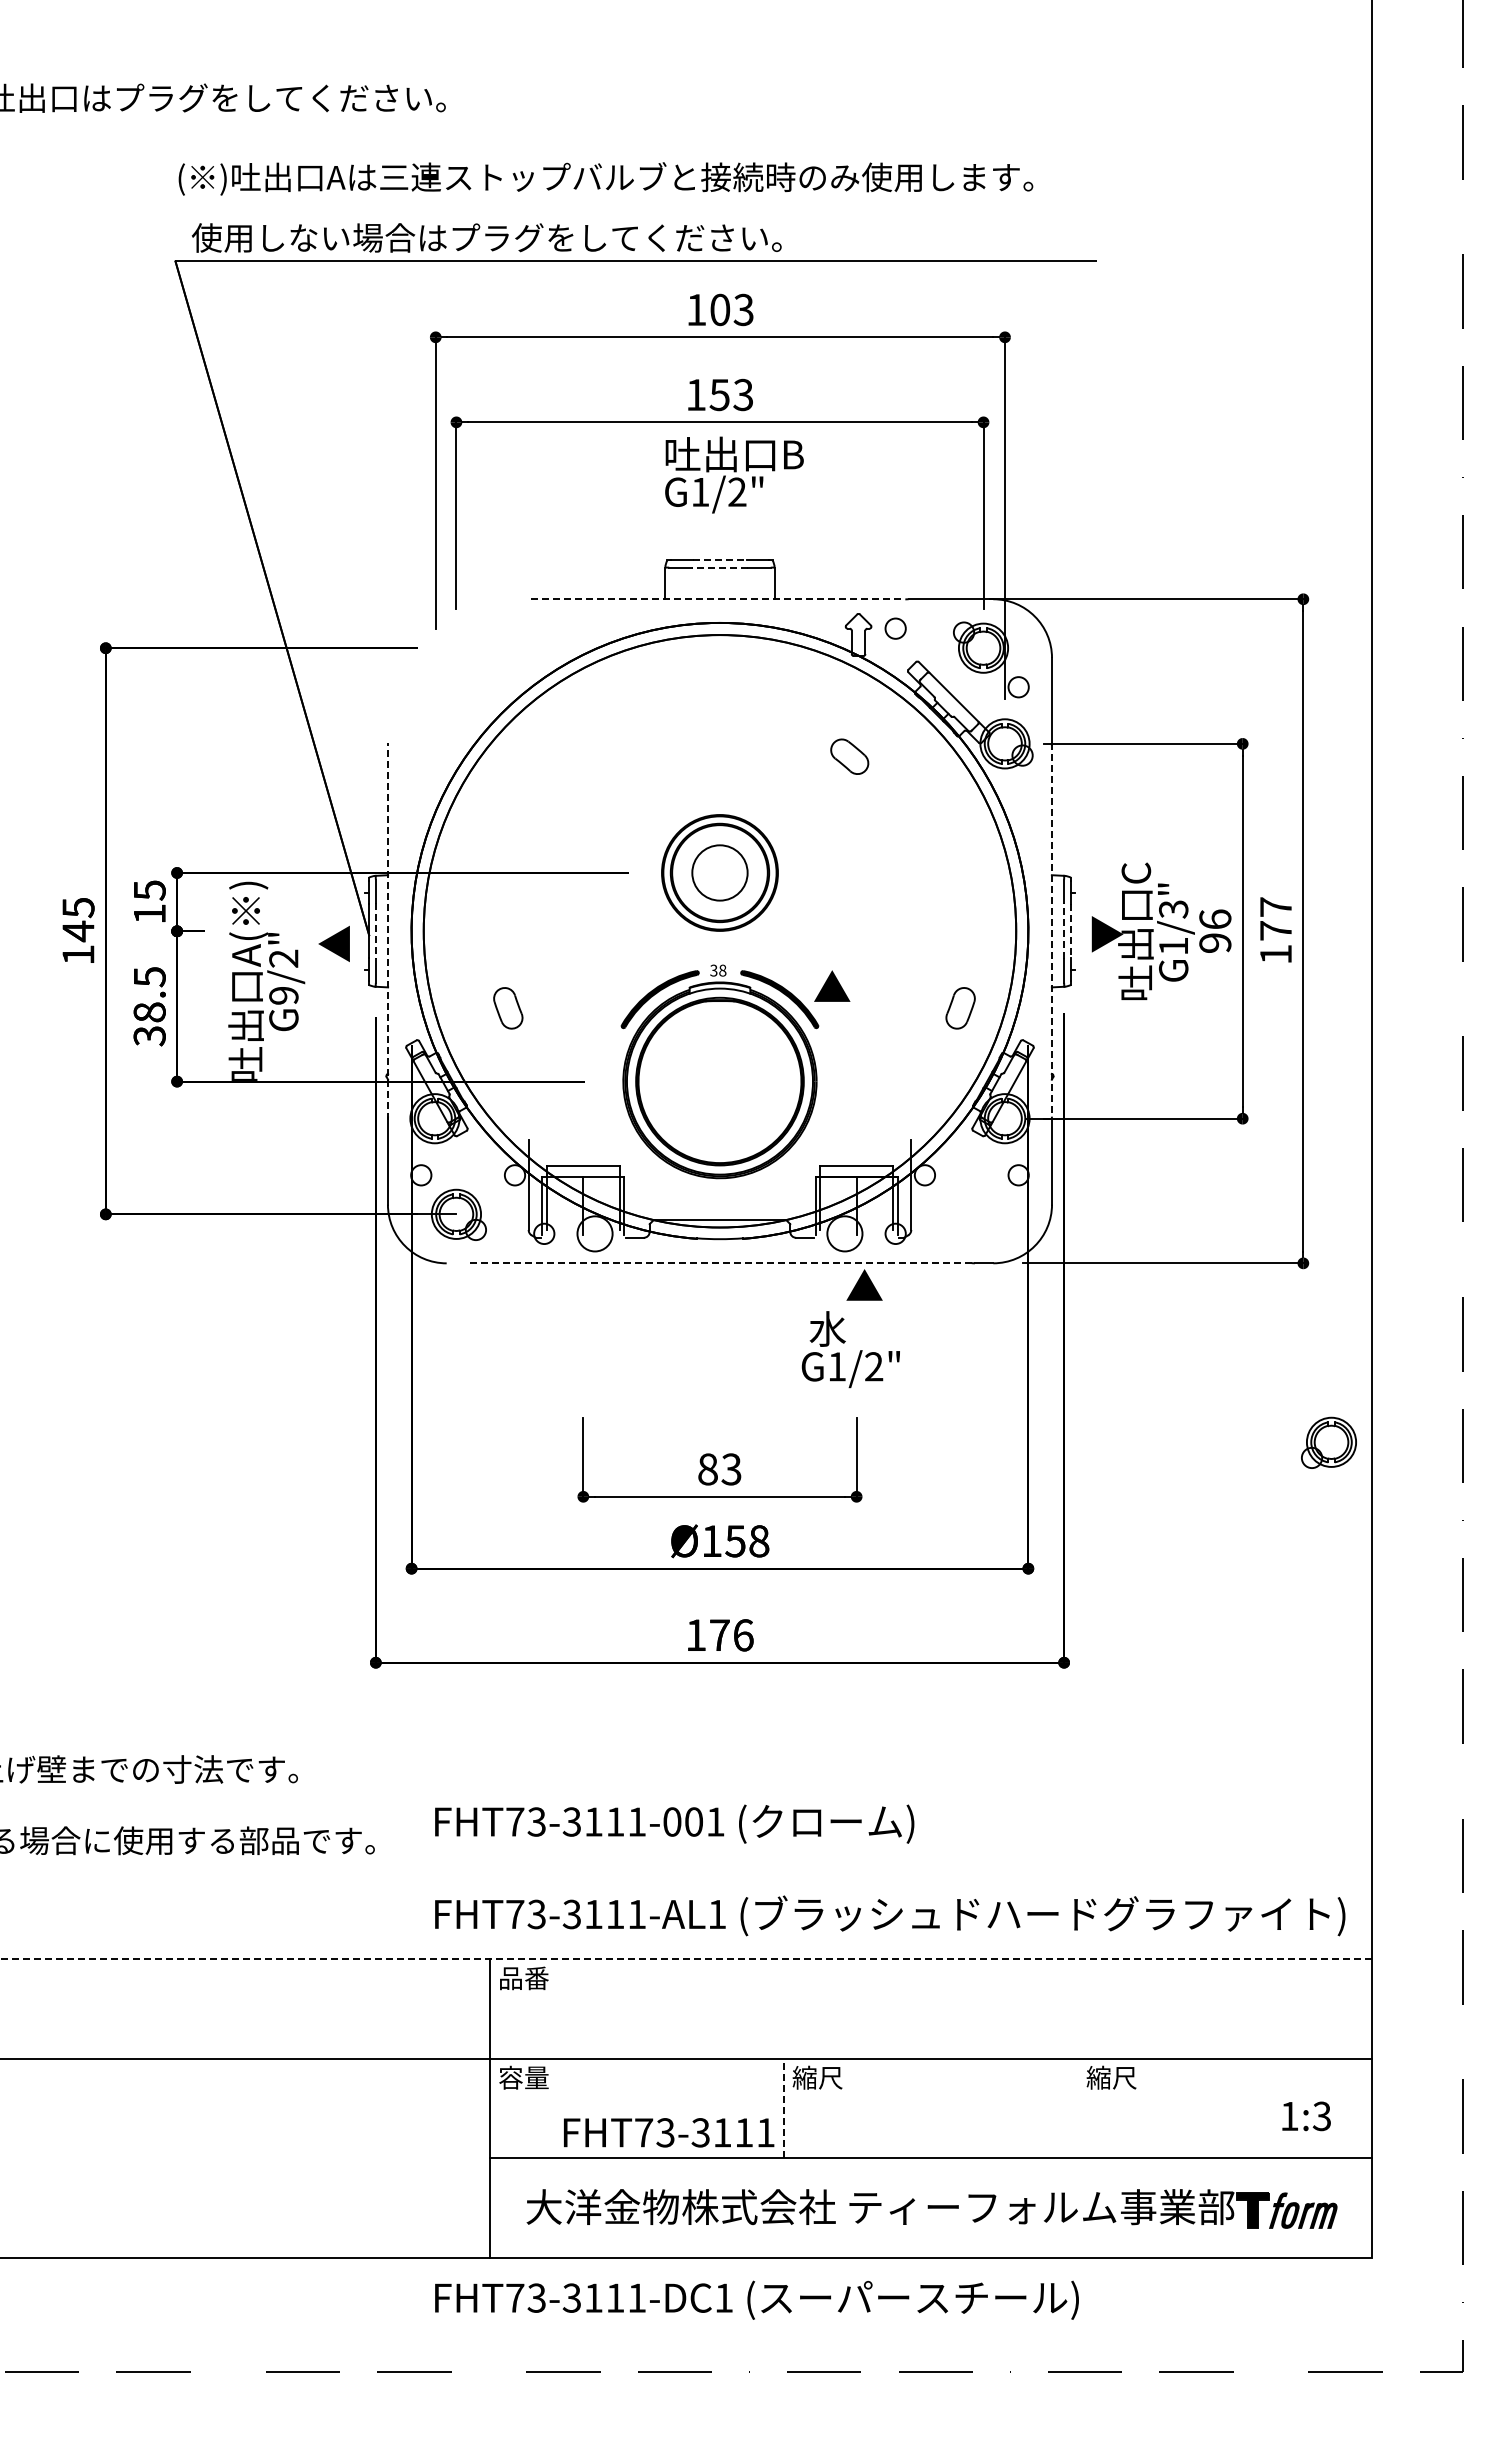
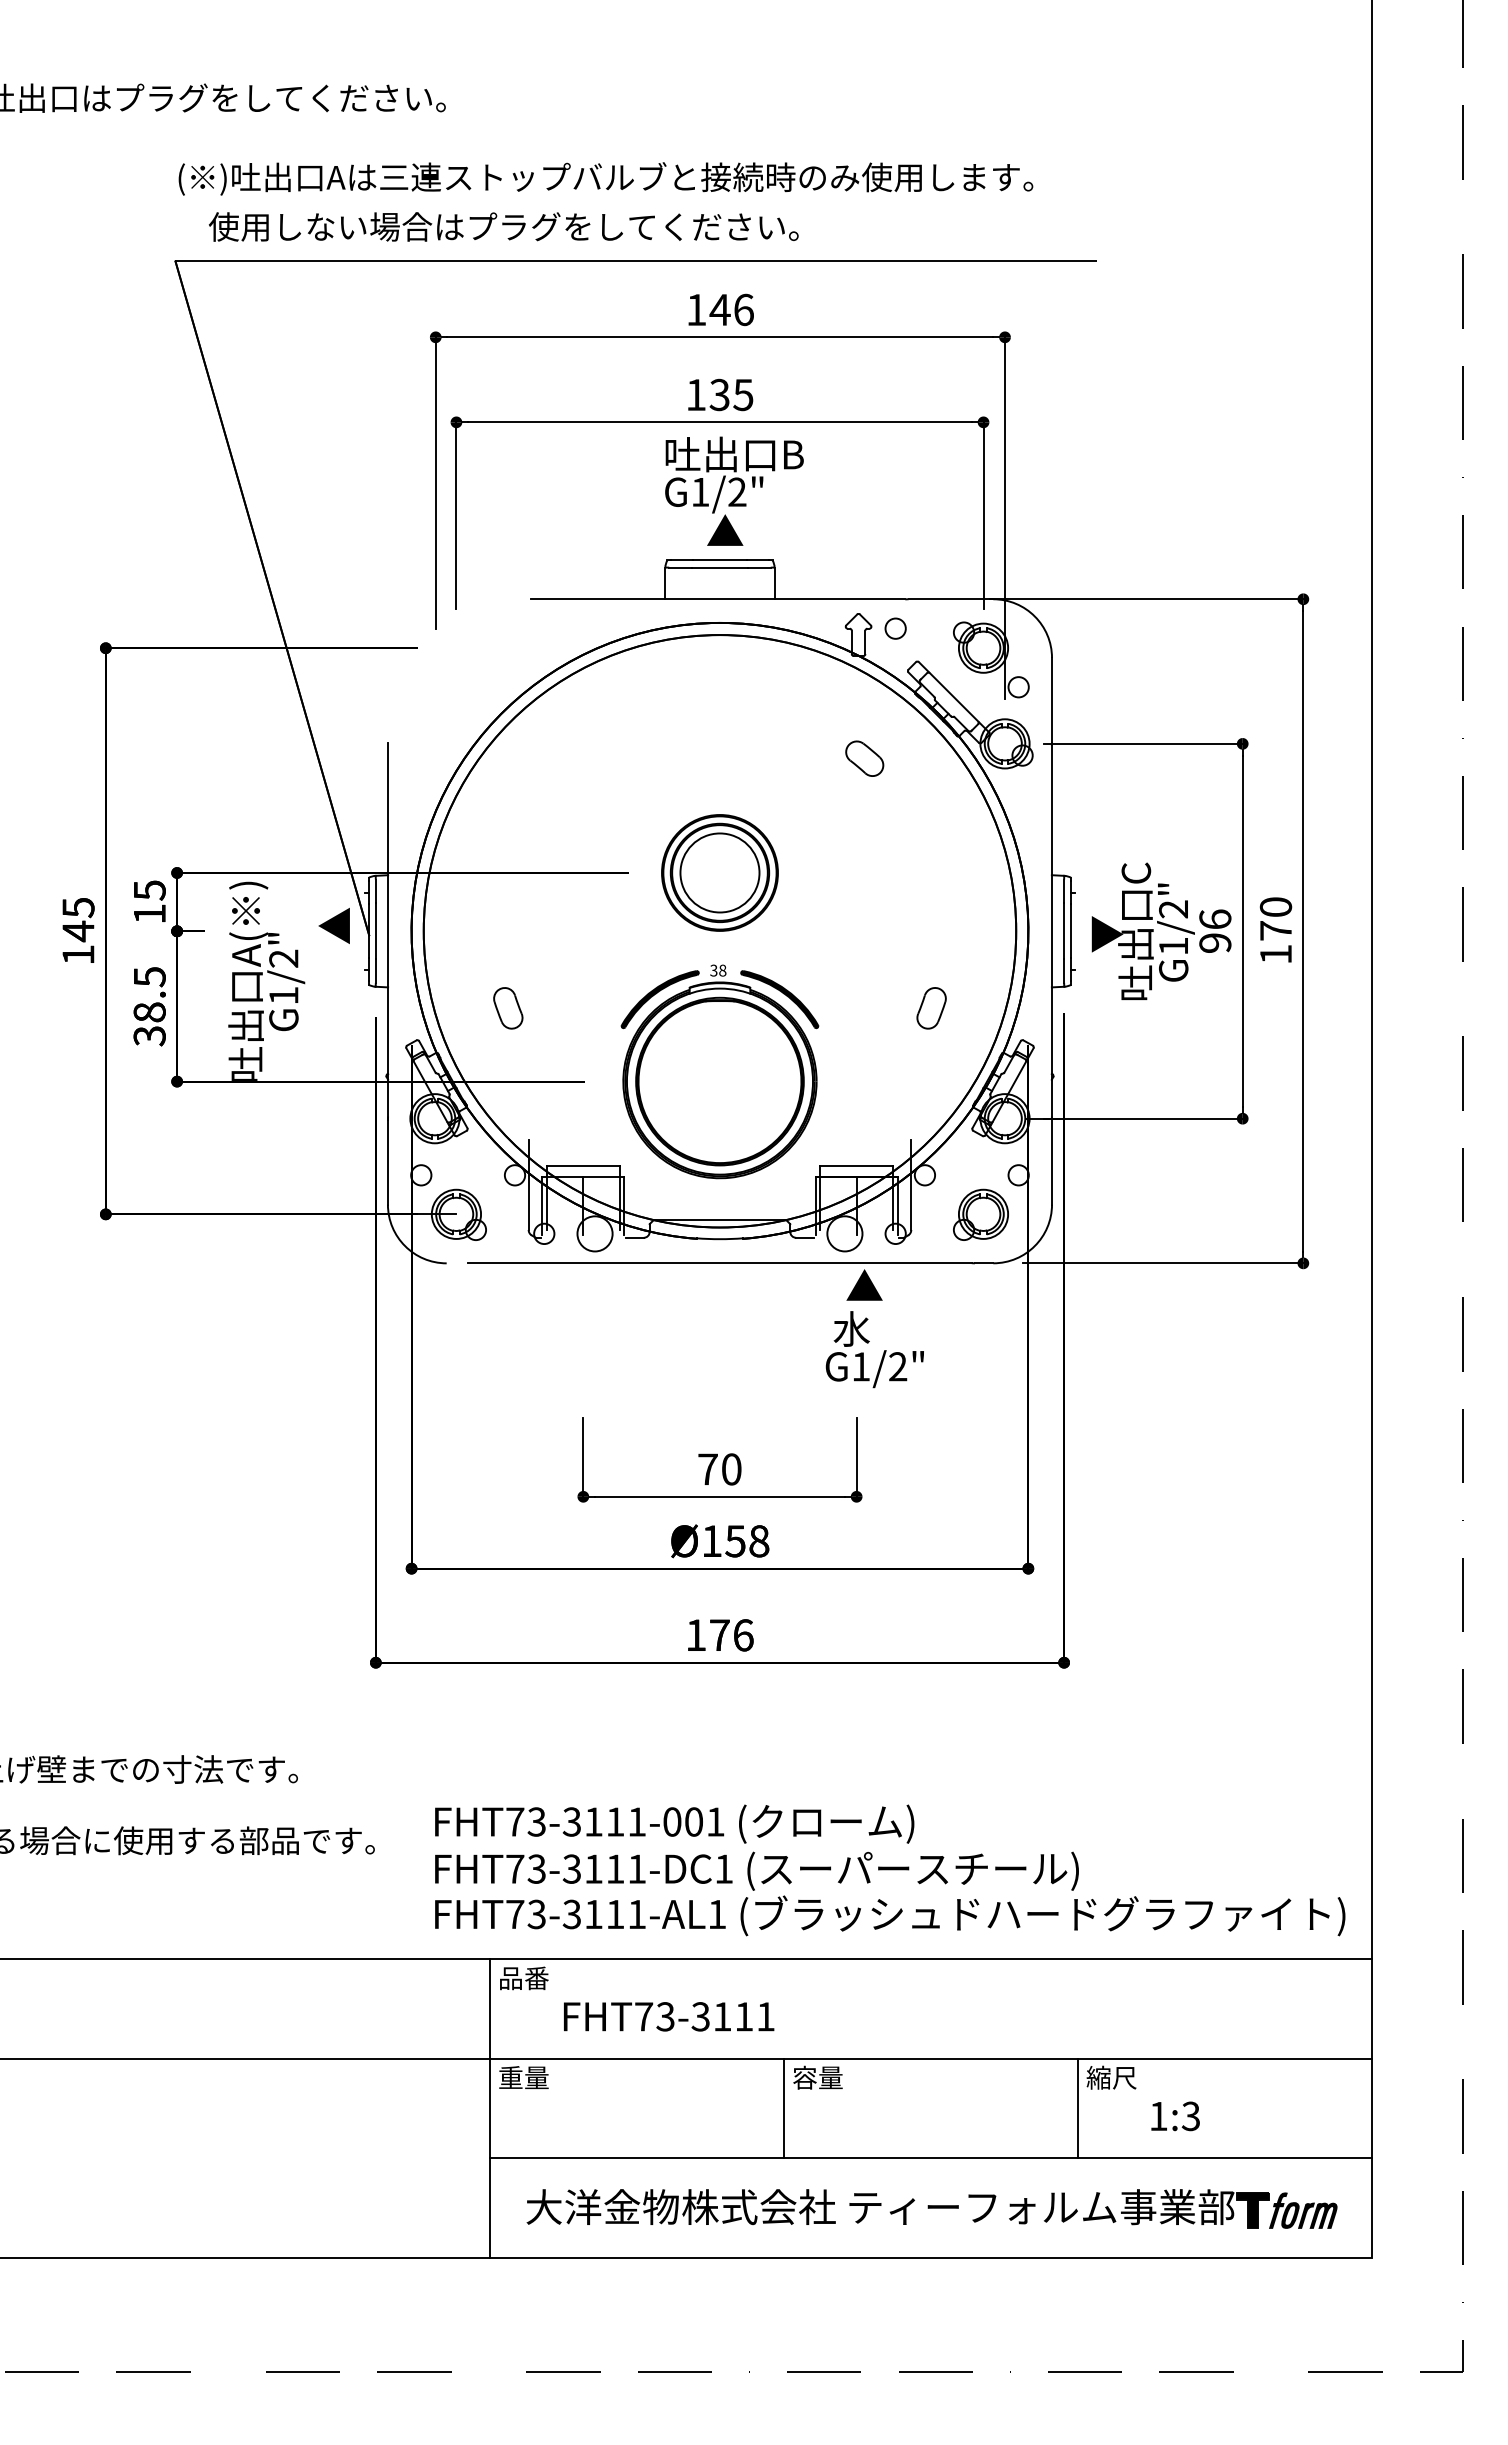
text position: (486, 237) -> (503, 226) (503, 226)
text: 103 -> 146 (731, 309)
text: 153 -> 135 (731, 394)
line: dashed -> solid (719, 560)
line: dashed -> solid (719, 567)
line: dashed -> solid (718, 599)
part position: (849, 756) -> (864, 758) (864, 758)
circle diameter: 55 px -> 79 px (719, 872)
text: 177 -> 170 (1275, 906)
text: G1/3" -> G1/2" (1173, 909)
line: dashed -> solid (1051, 929)
line: dashed -> solid (1064, 930)
line: dashed -> solid (375, 931)
line: dashed -> solid (388, 931)
line: dashed -> solid (1071, 931)
text position: (333, 943) -> (333, 925) (333, 925)
text position: (832, 985) -> (725, 529) (725, 529)
text: G9/2" -> G1/2" (283, 995)
part position: (960, 1008) -> (931, 1008) (931, 1008)
line: dashed -> solid (719, 1263)
text position: (850, 1349) -> (874, 1349) (874, 1349)
part position: (1328, 1442) -> (980, 1214) (980, 1214)
text: 83 -> 70 (719, 1469)
line: dashed -> solid (685, 1959)
text: 容量 -> 重量 (510, 2077)
text: 縮尺 -> 容量 (817, 2077)
line: dashed -> solid (783, 2108)
line: none -> present (1077, 2108)
text position: (1306, 2116) -> (1175, 2116) (1175, 2116)
text position: (669, 2132) -> (669, 2016) (669, 2016)
text position: (756, 2299) -> (756, 1870) (756, 1870)
